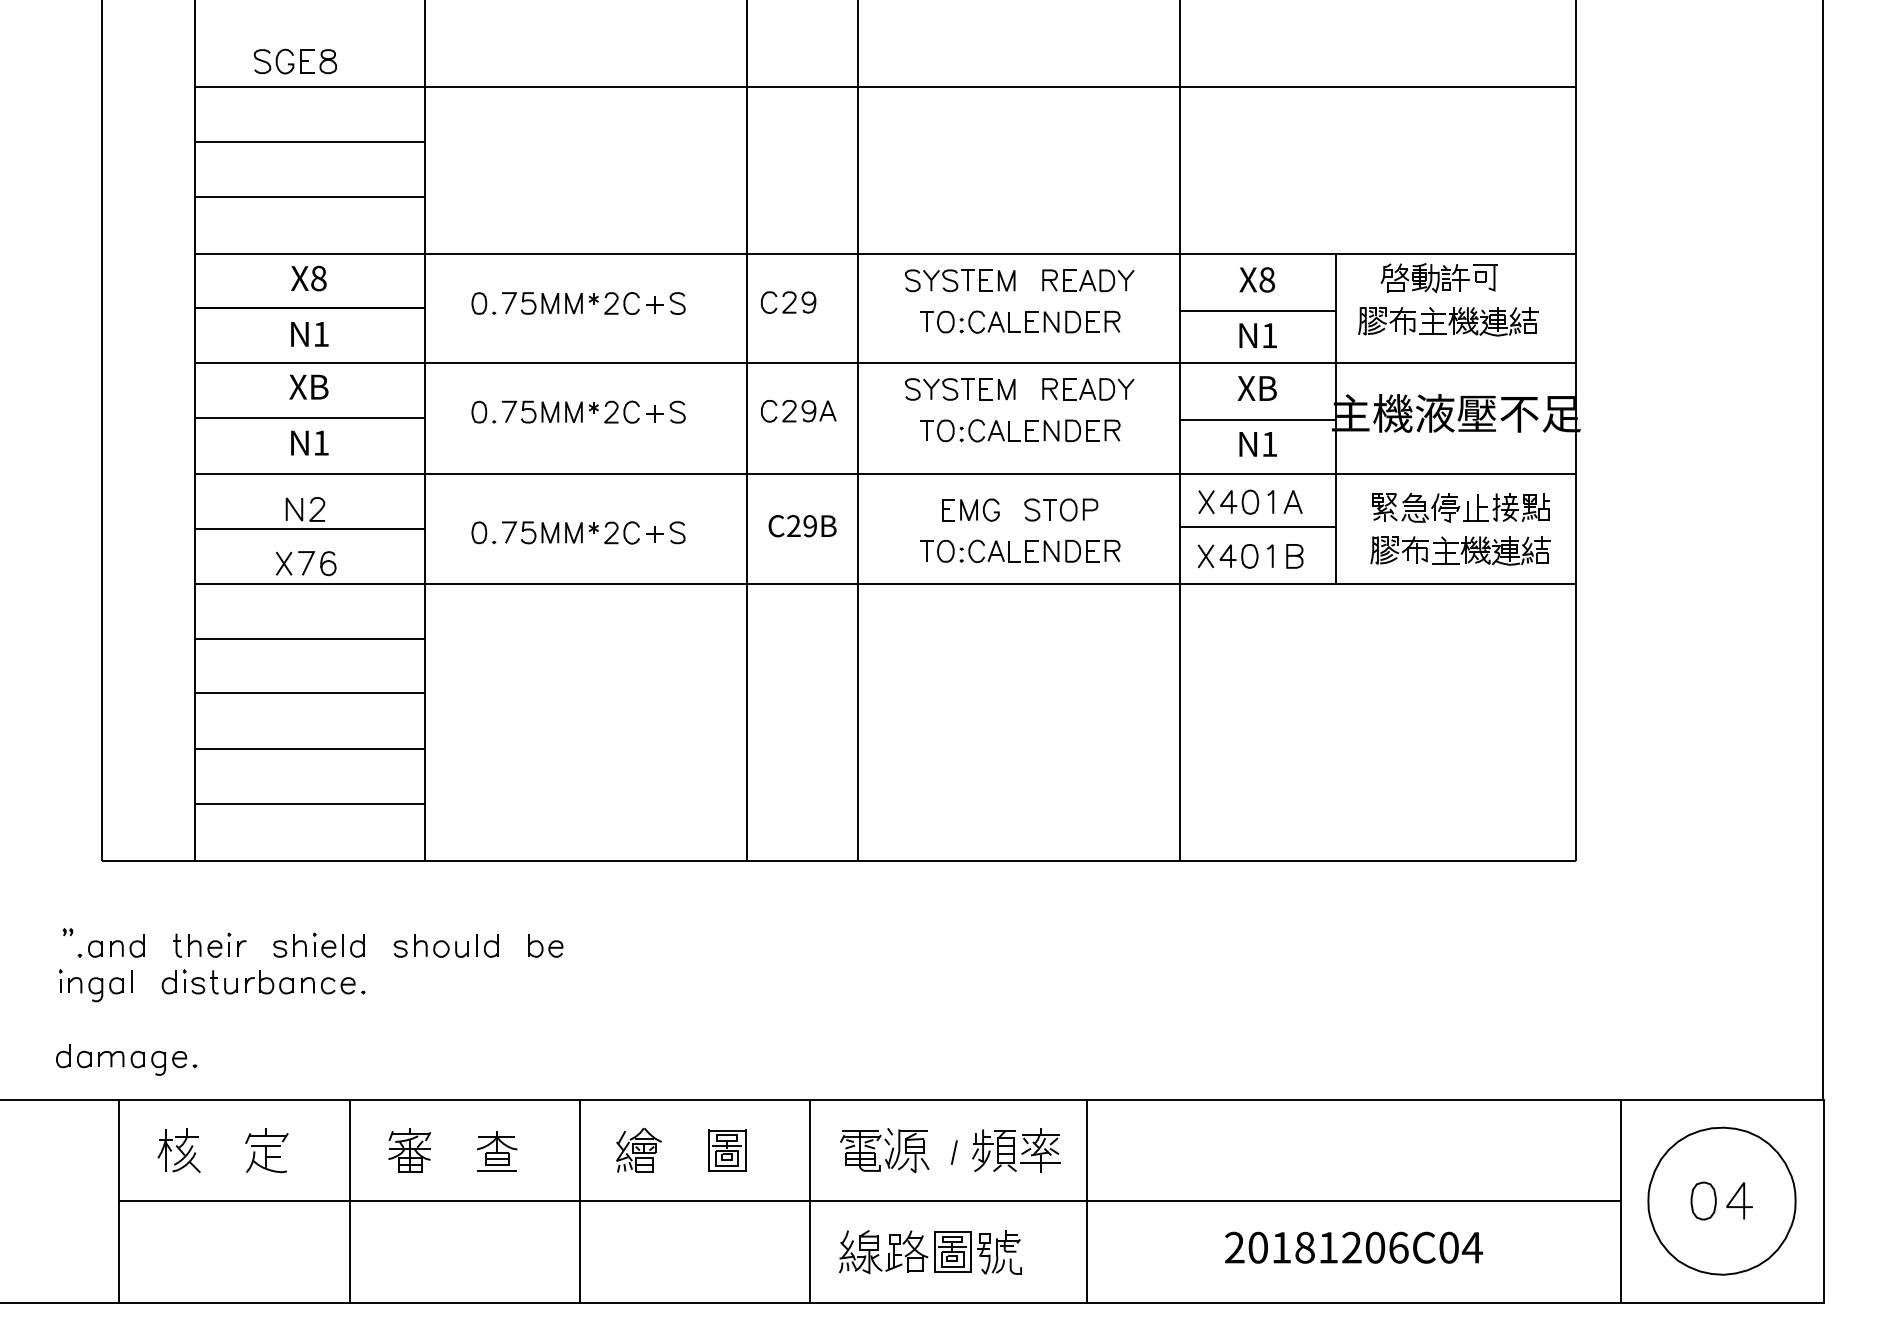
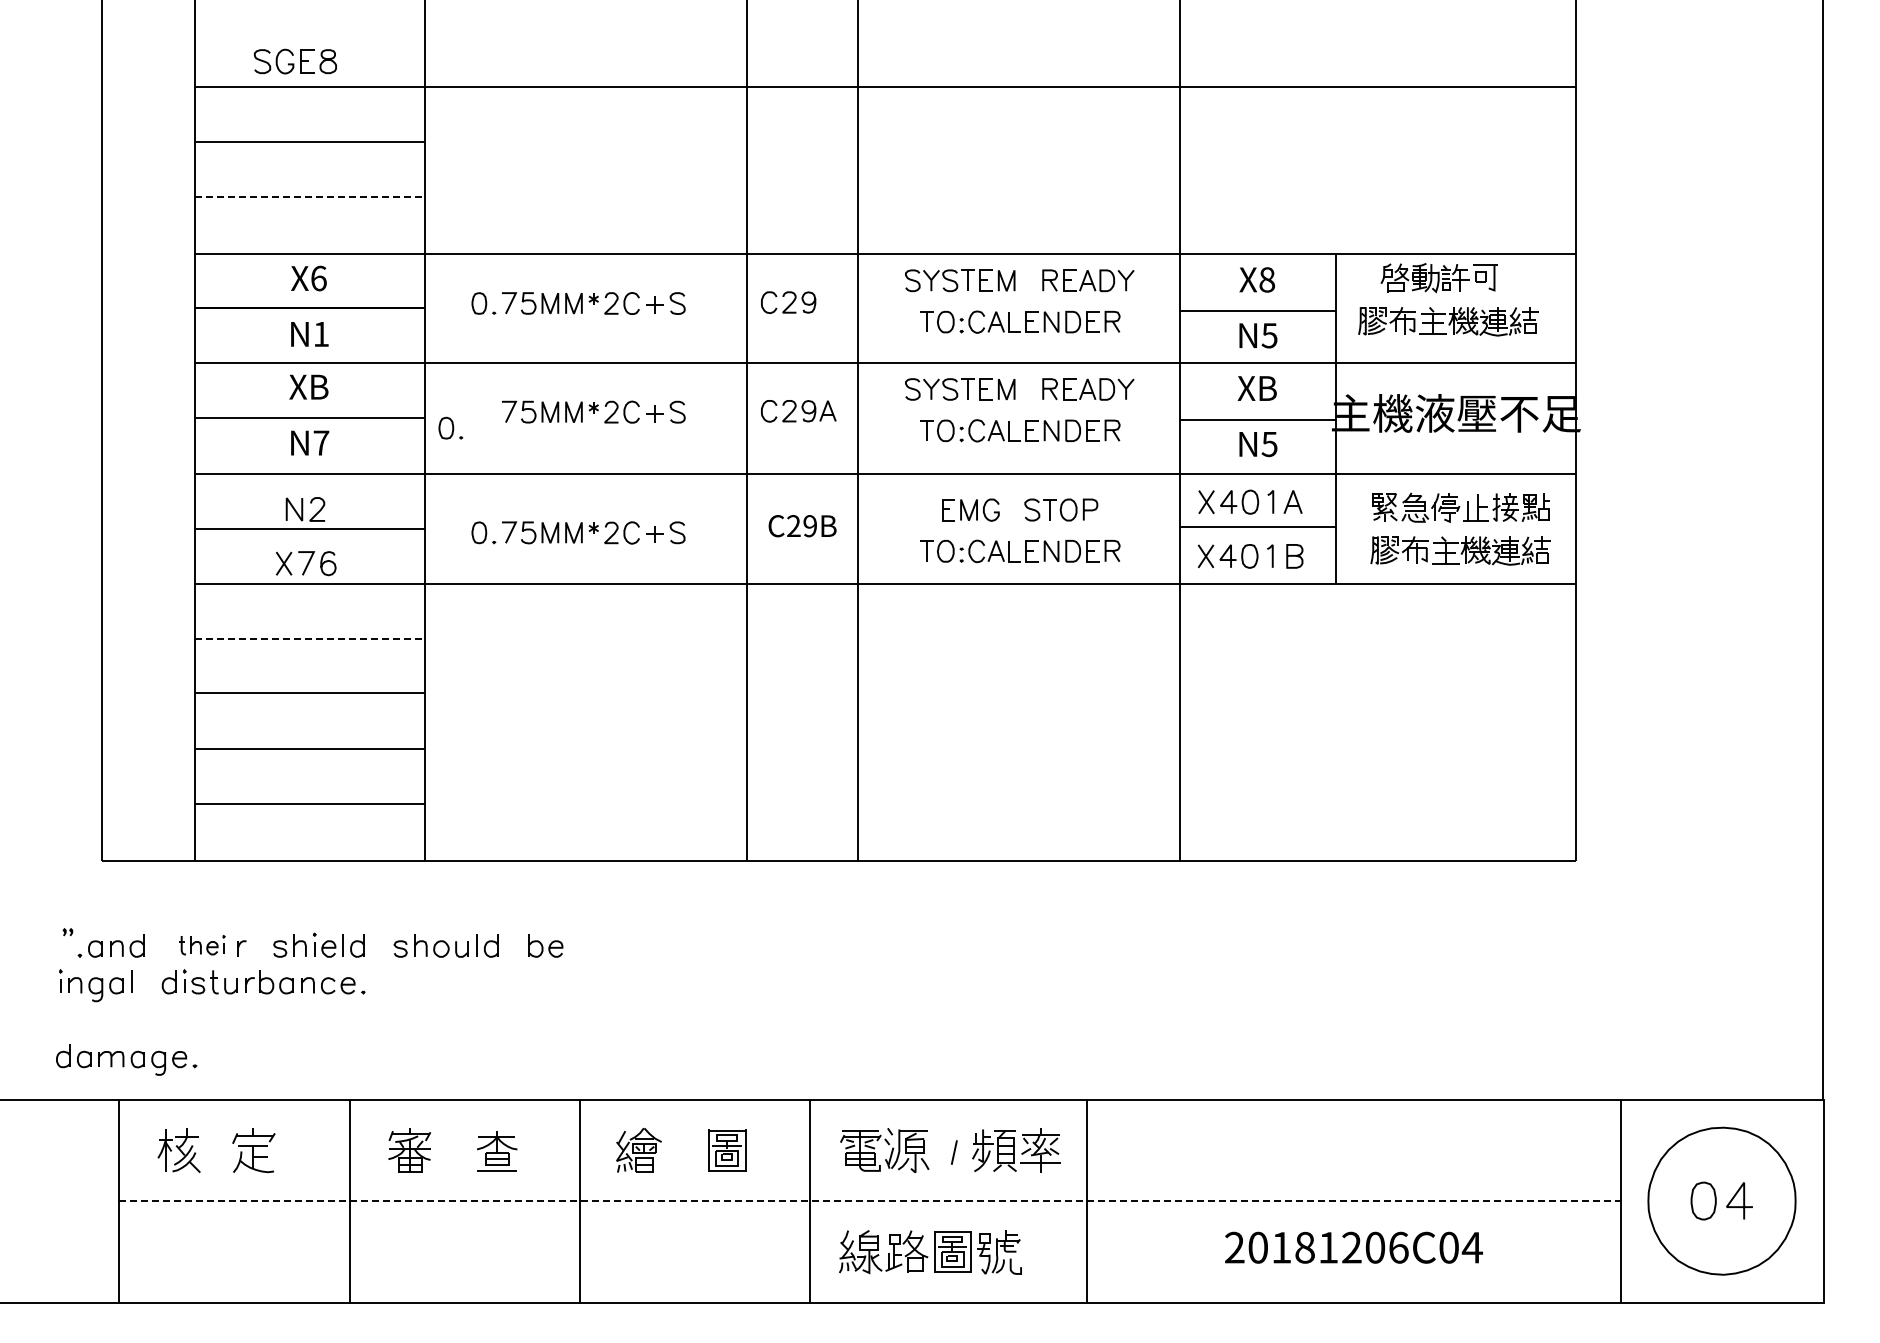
line: solid -> dashed (310, 197)
text: X8 -> X6 (318, 278)
text: N1 -> N5 (1269, 335)
part position: (483, 411) -> (450, 427) (450, 427)
text: N1 -> N7 (321, 442)
text: N1 -> N5 (1269, 444)
line: solid -> dashed (310, 639)
part size: 59x26 px -> 47x21 px (202, 945)
part position: (266, 1150) -> (253, 1150) (253, 1150)
line: solid -> dashed (870, 1201)
